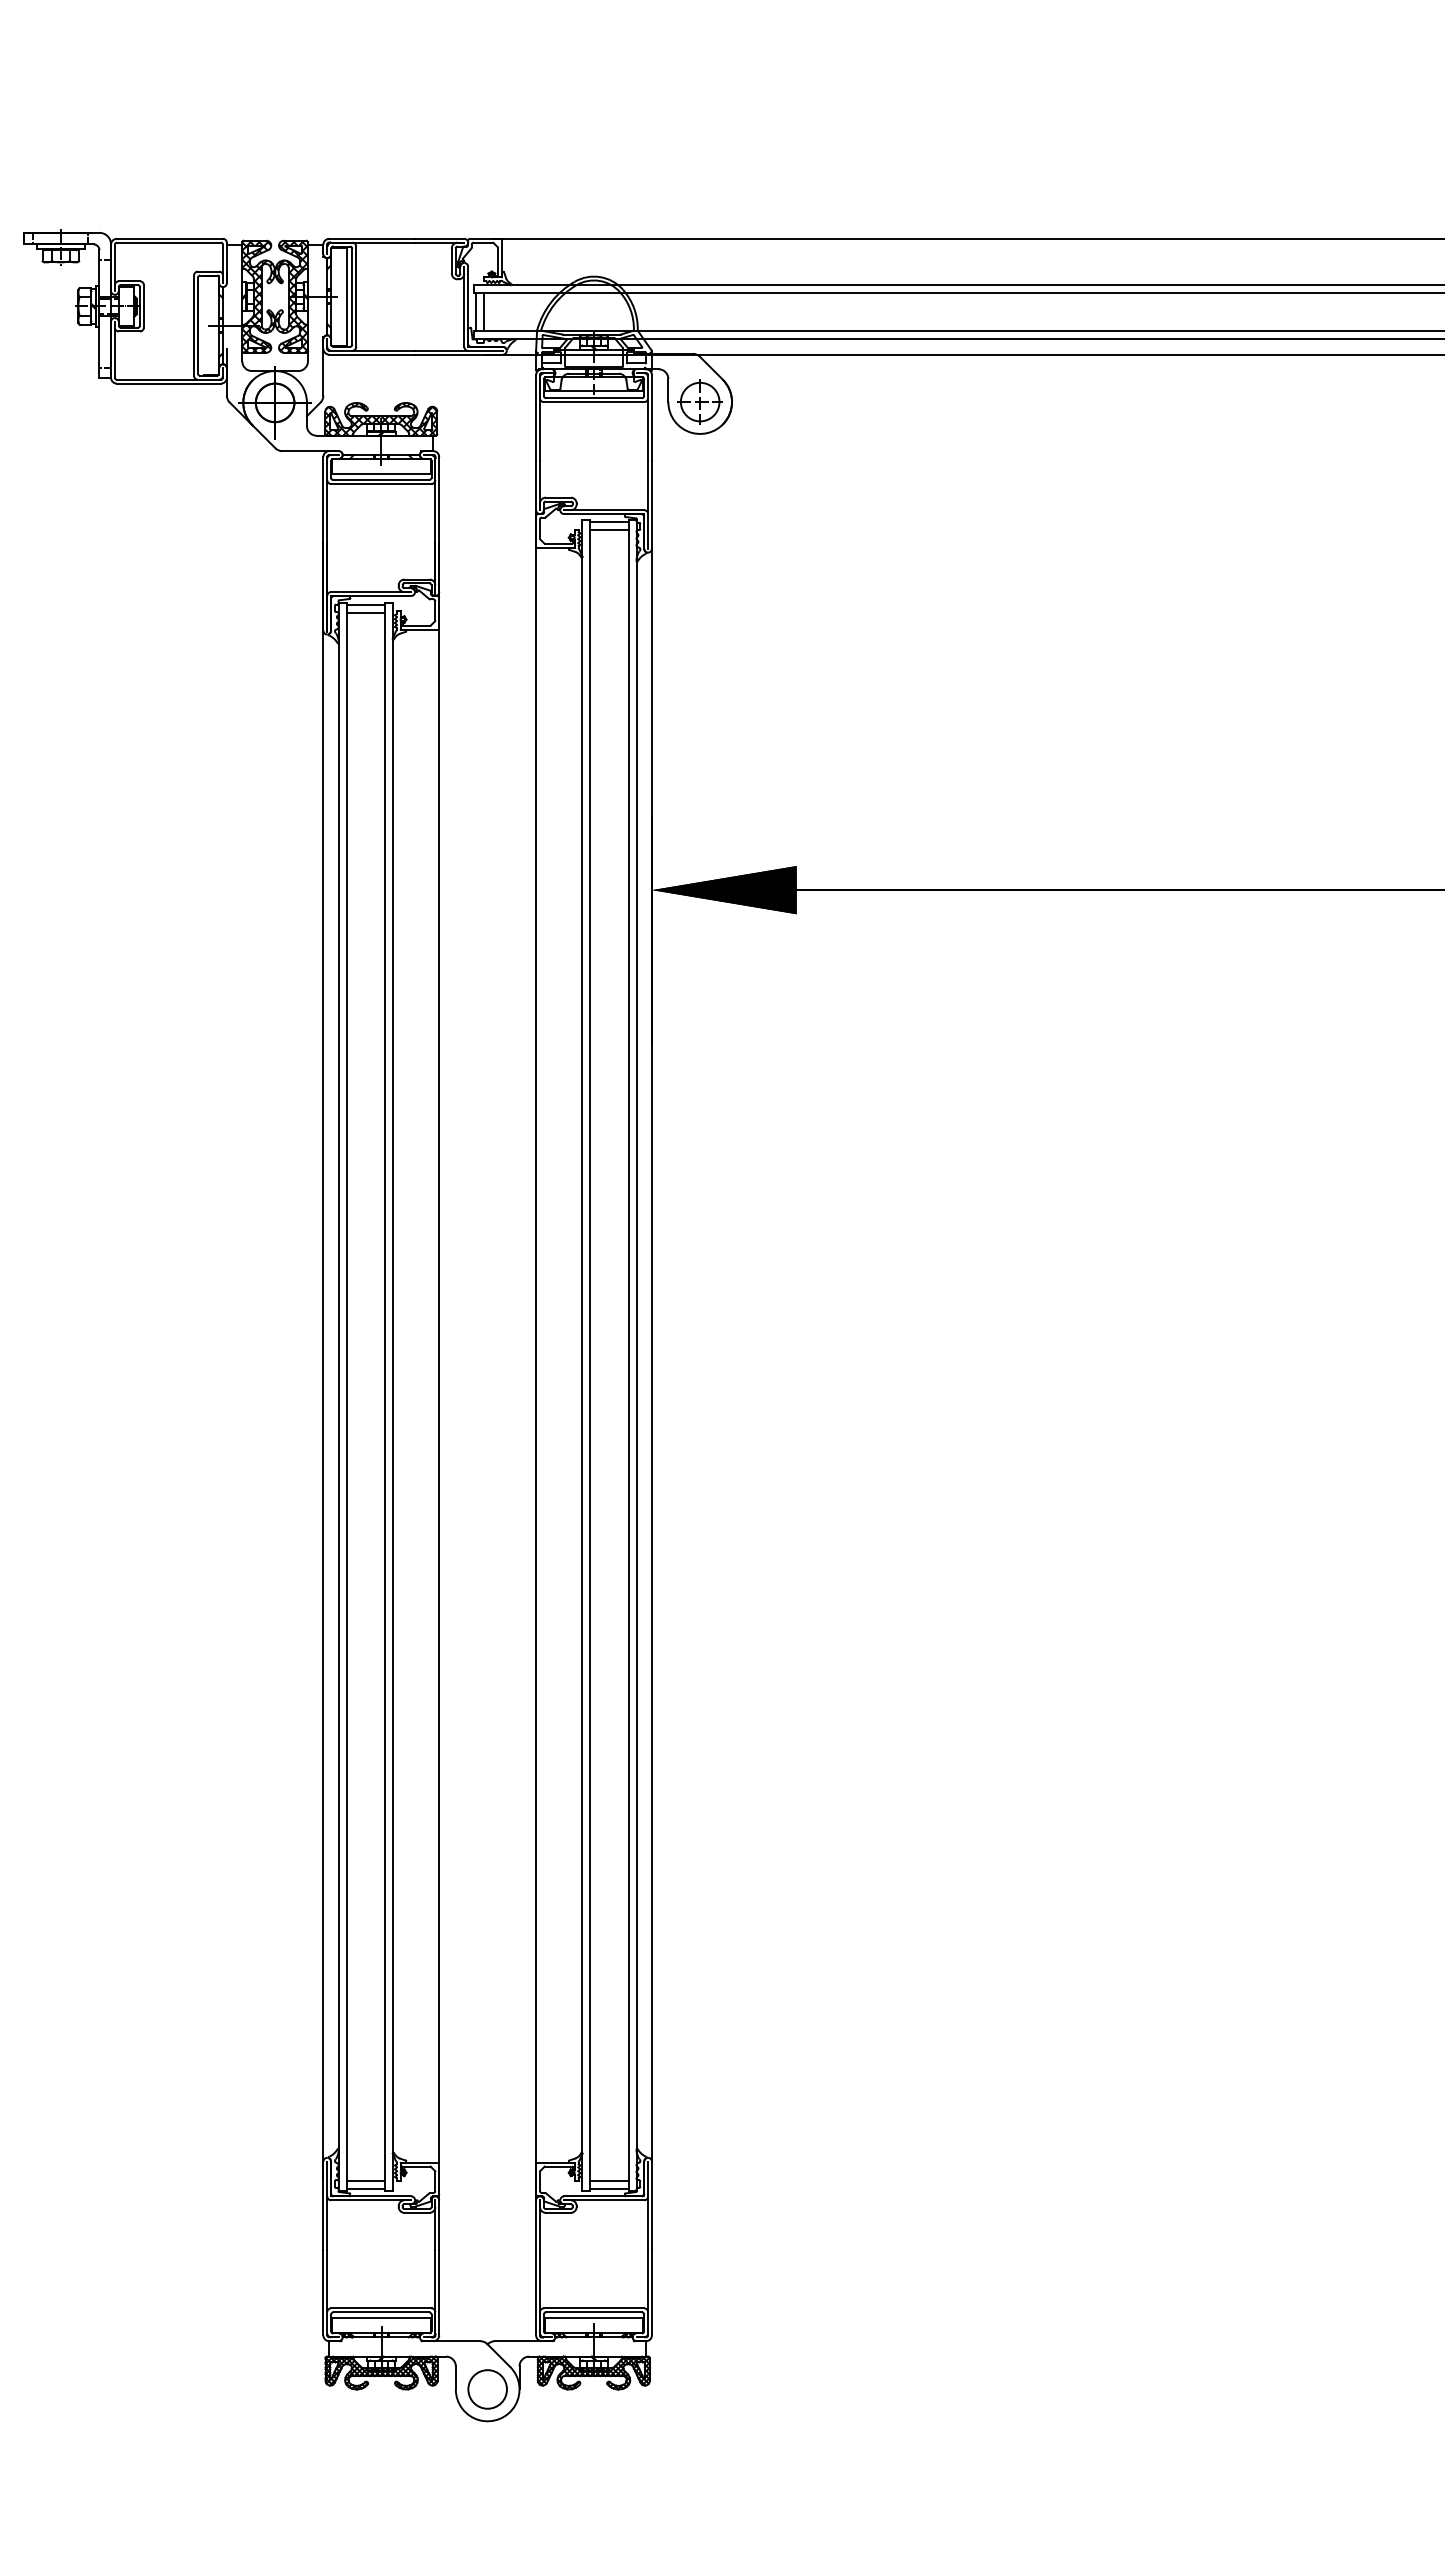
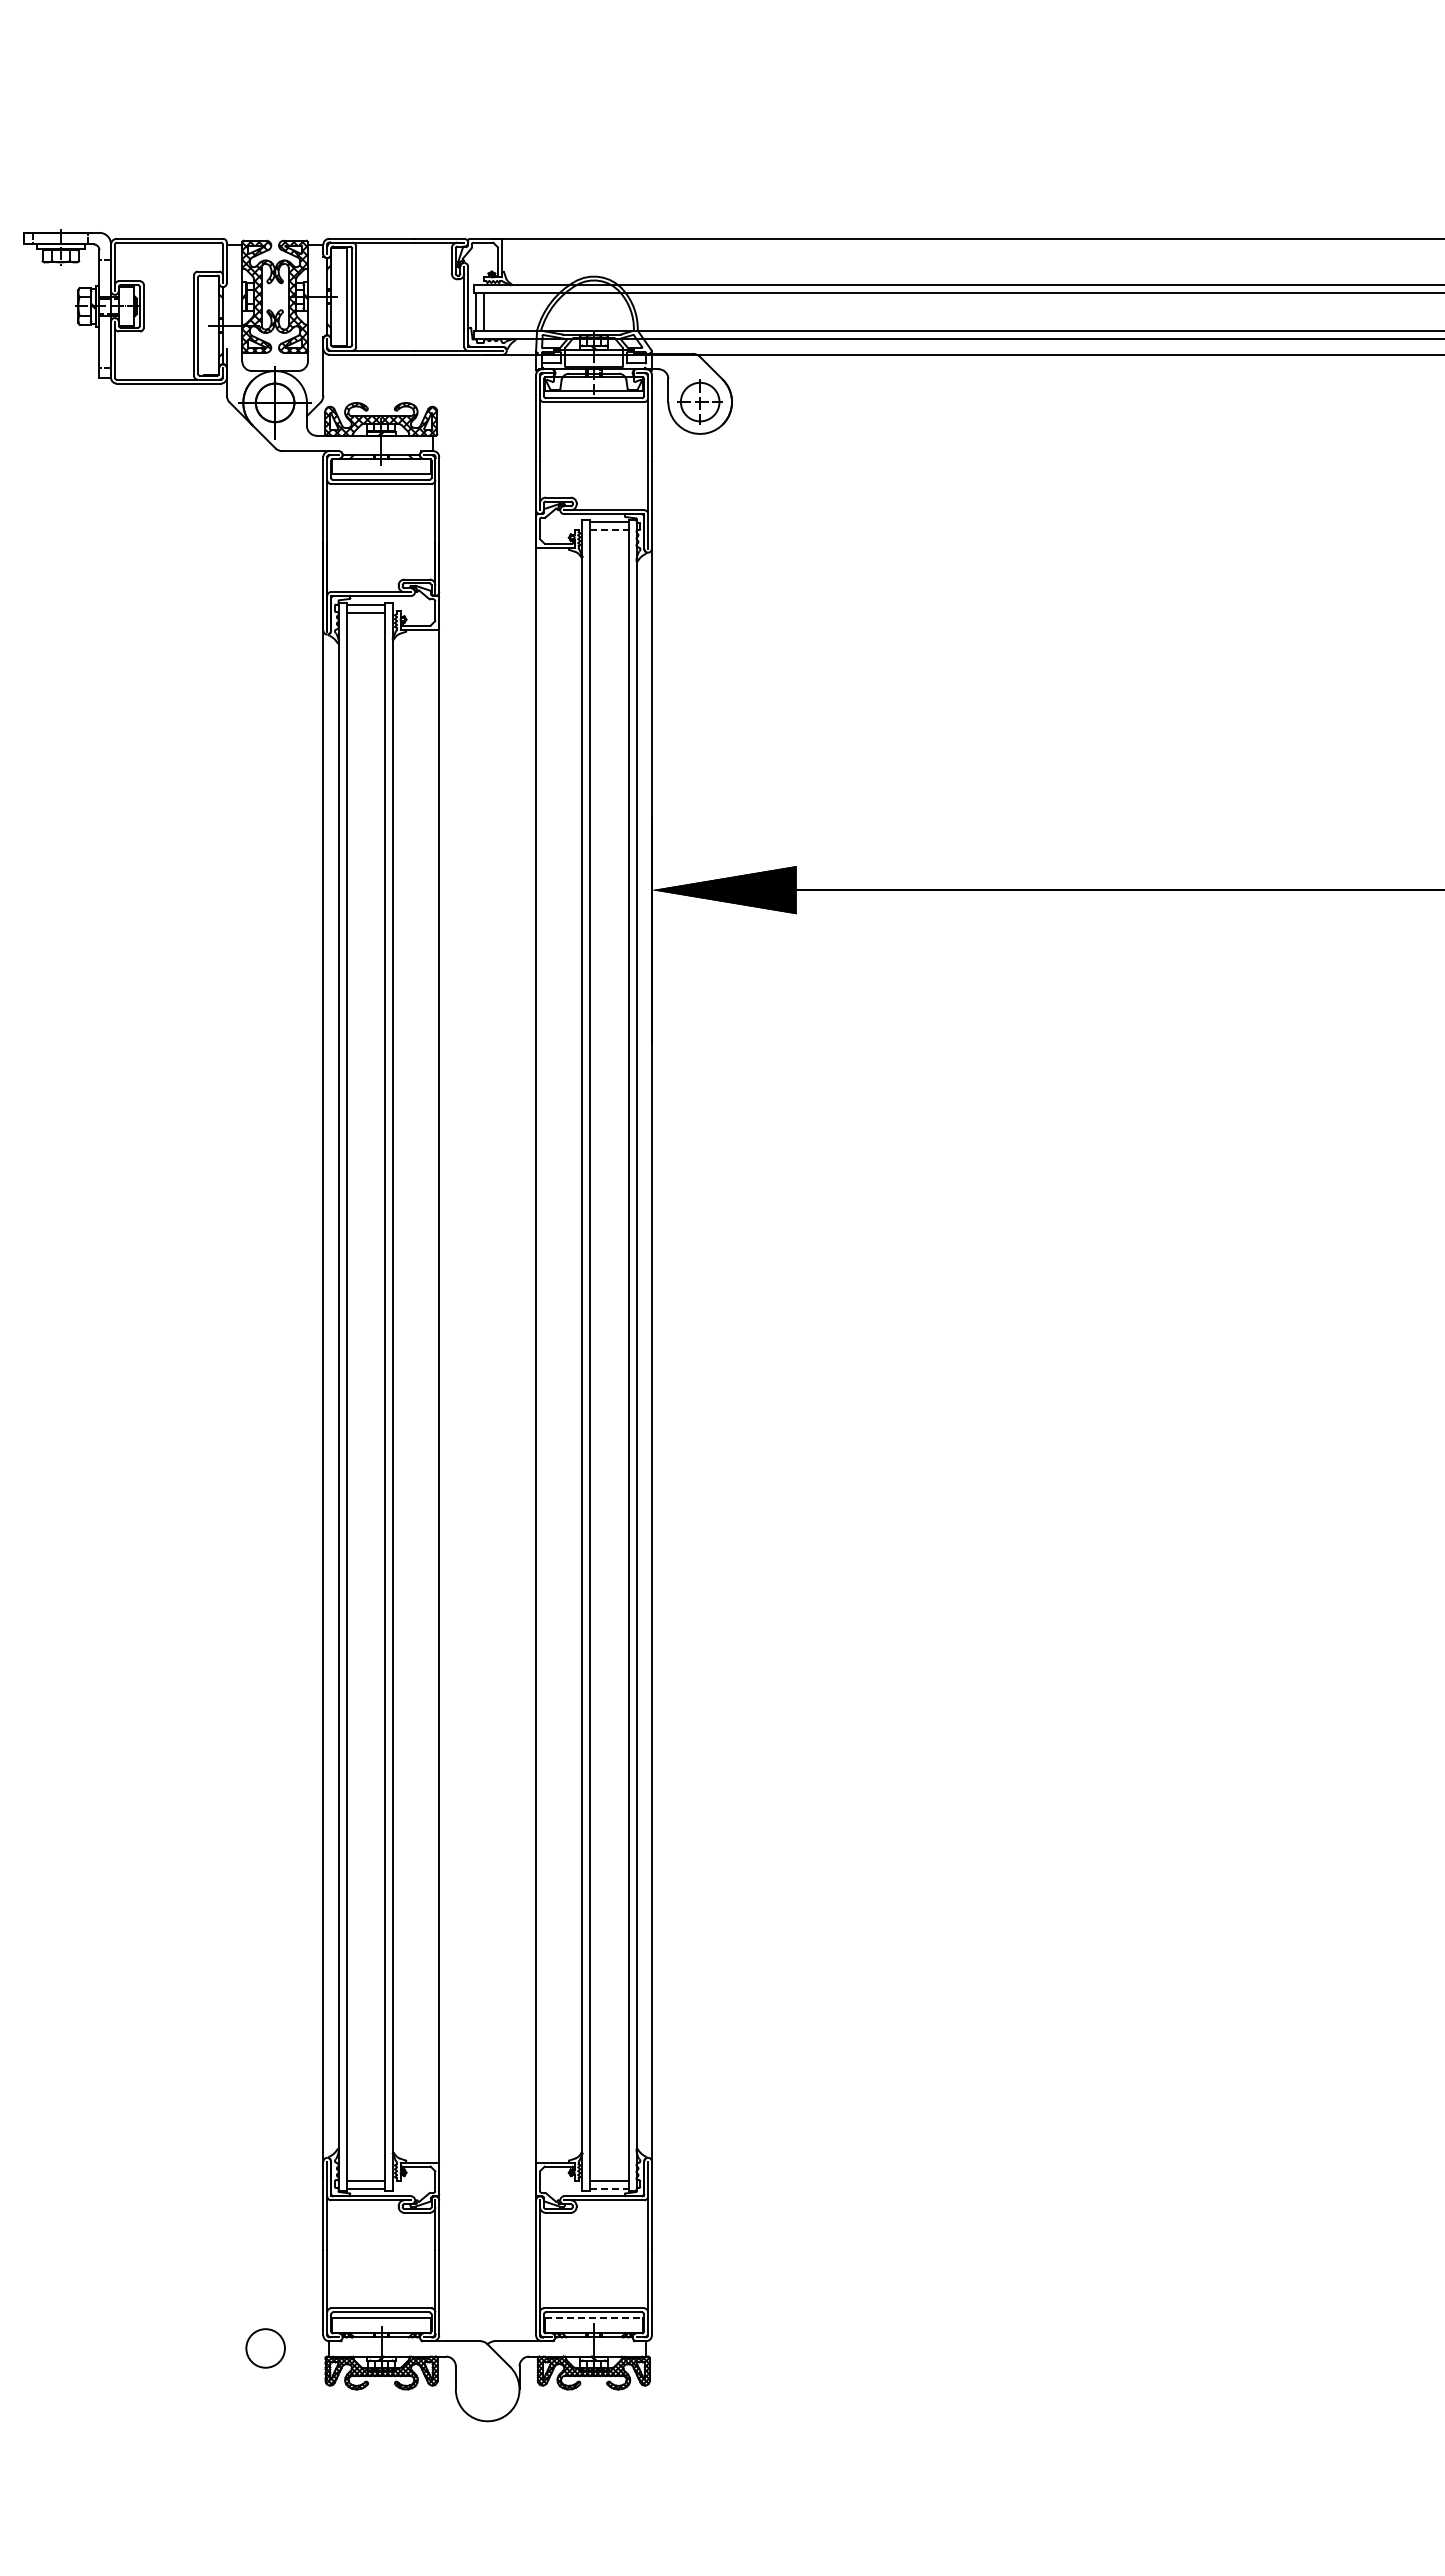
line: solid -> dashed (609, 529)
line: solid -> dashed (609, 2188)
line: solid -> dashed (594, 2318)
circle position: (487, 2389) -> (265, 2348) (265, 2348)
